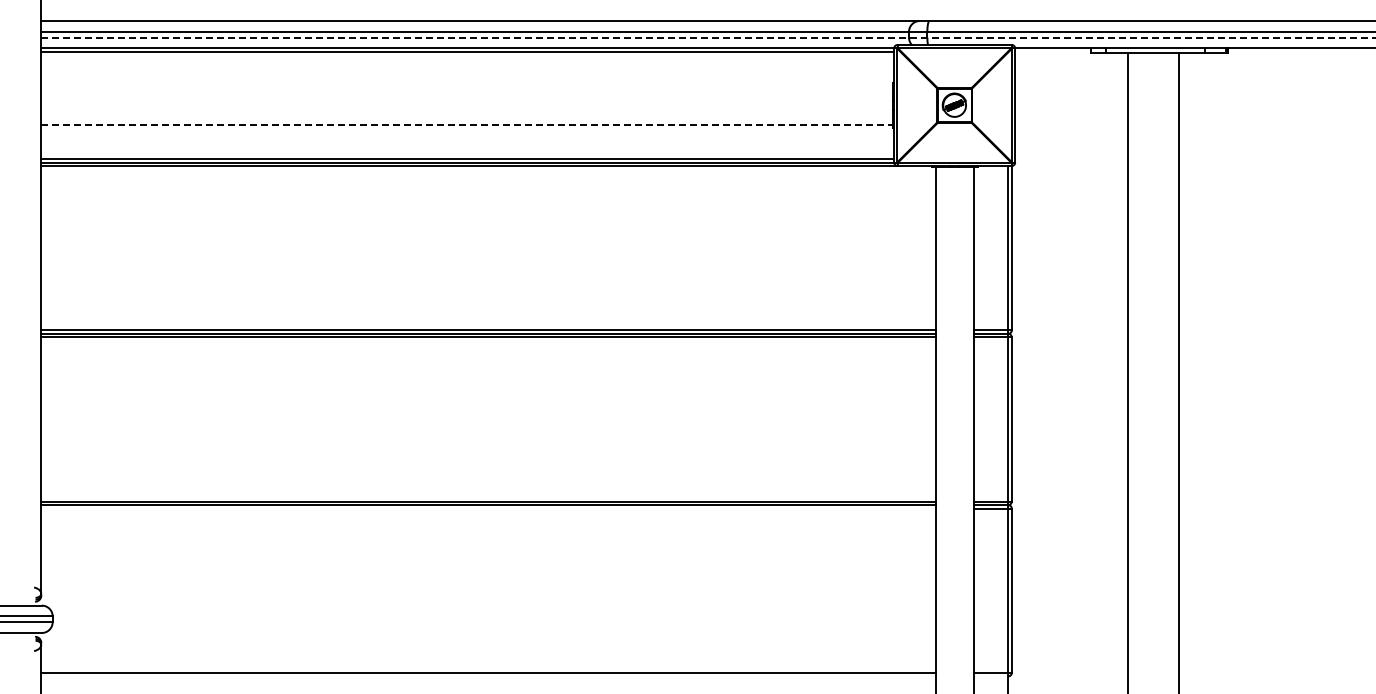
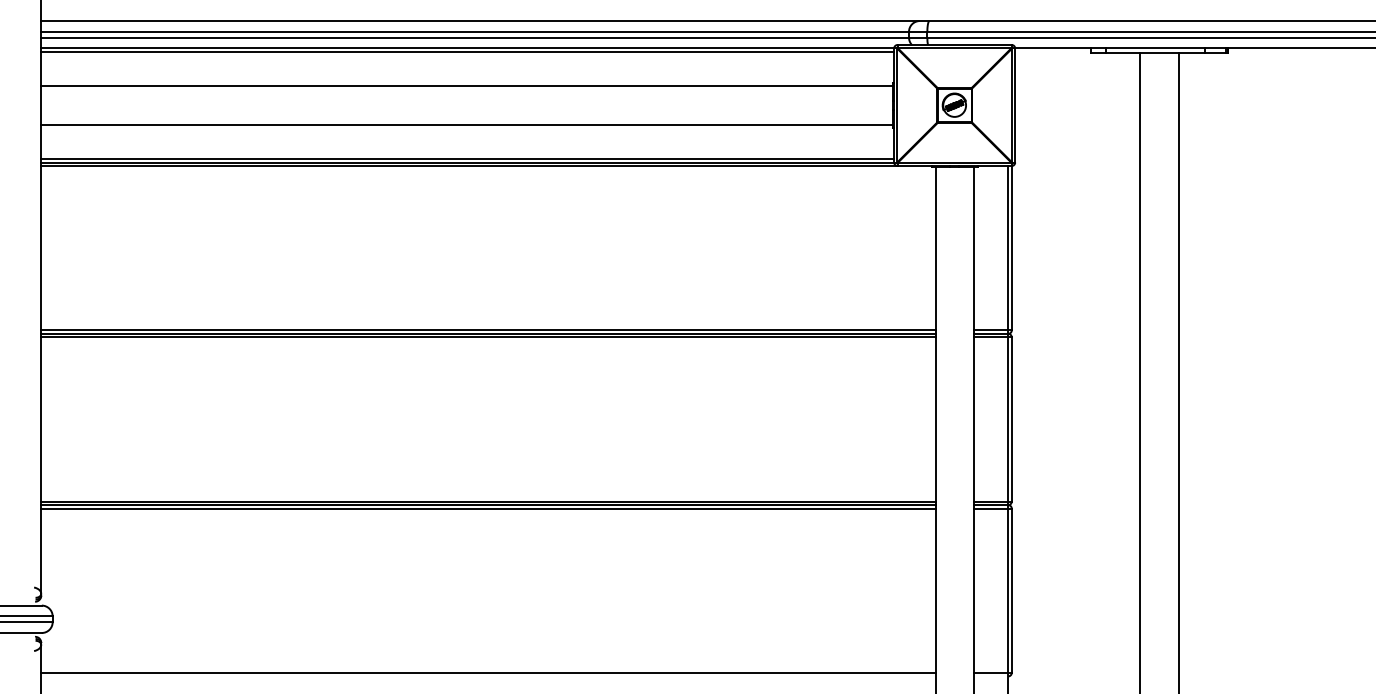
line: dashed -> solid (709, 37)
line: none -> present (467, 86)
line: dashed -> solid (467, 124)
line position: (1128, 371) -> (1140, 371) (1140, 371)
line: none -> present (488, 508)
